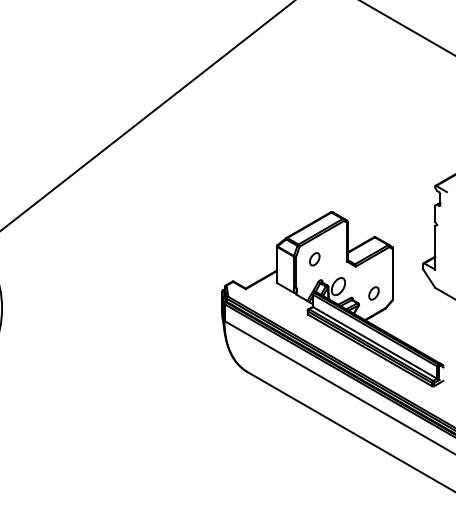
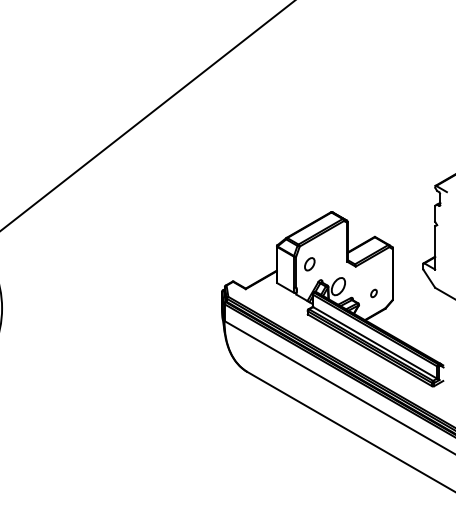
line: present -> none (407, 28)
part position: (314, 259) -> (309, 264) (309, 264)
part size: 12x15 px -> 8x11 px (373, 293)
